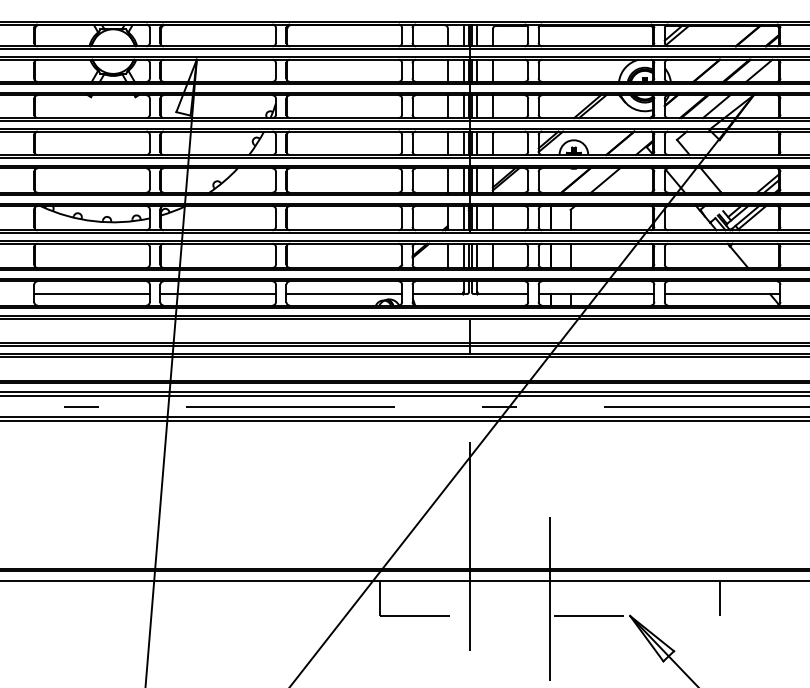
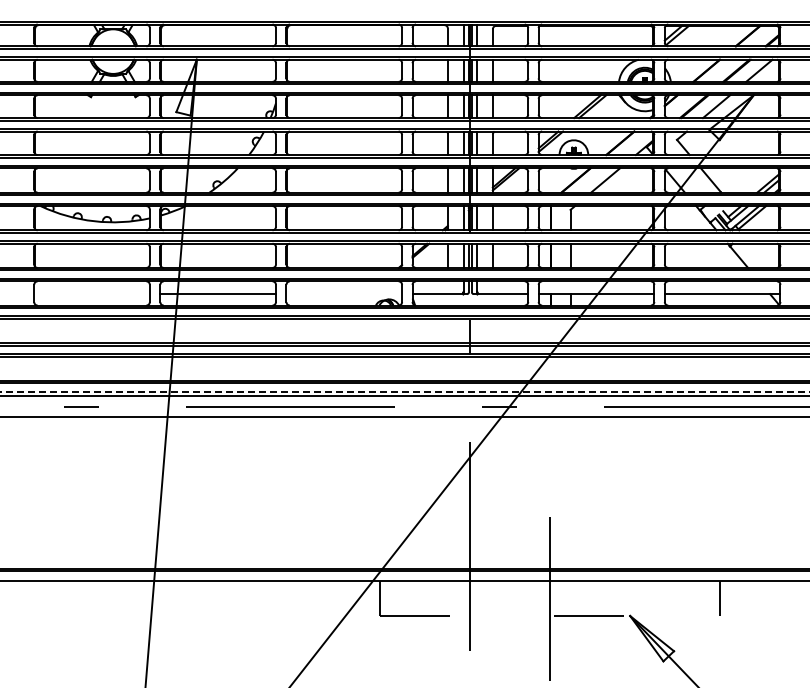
line: present -> none (91, 294)
line: present -> none (344, 294)
line: solid -> dashed (404, 391)
line: present -> none (404, 420)
